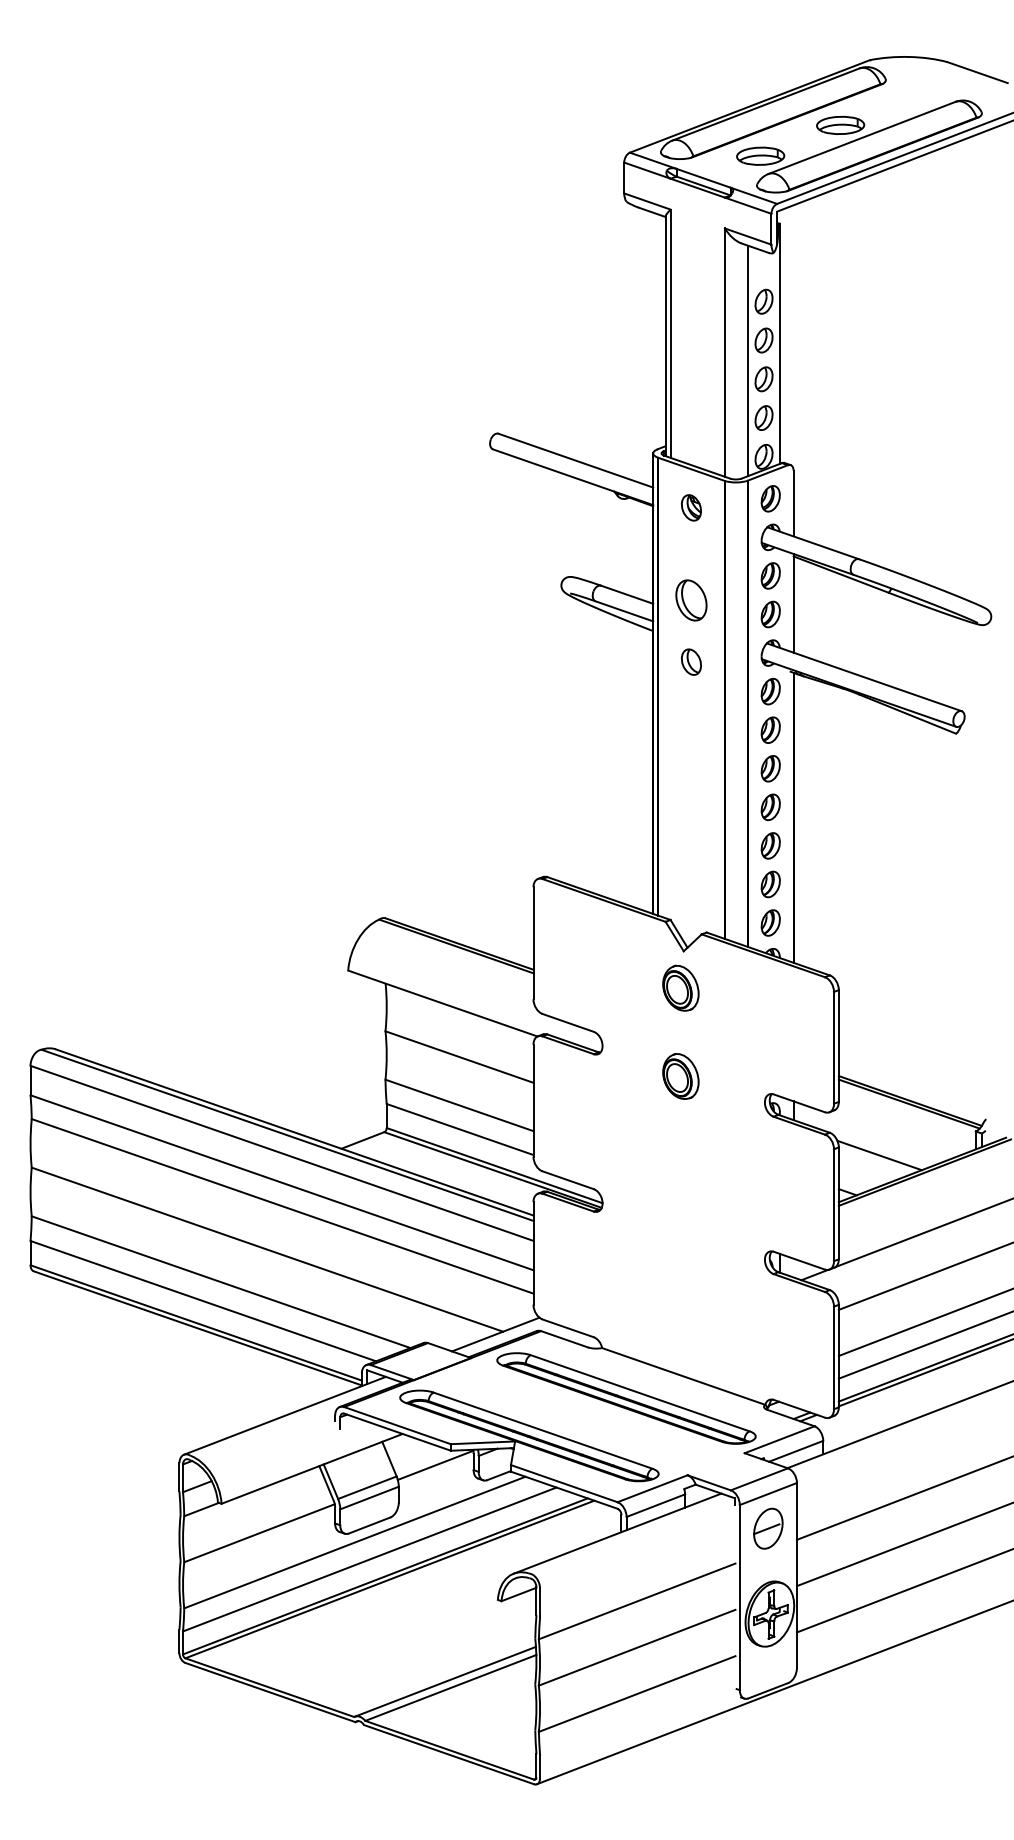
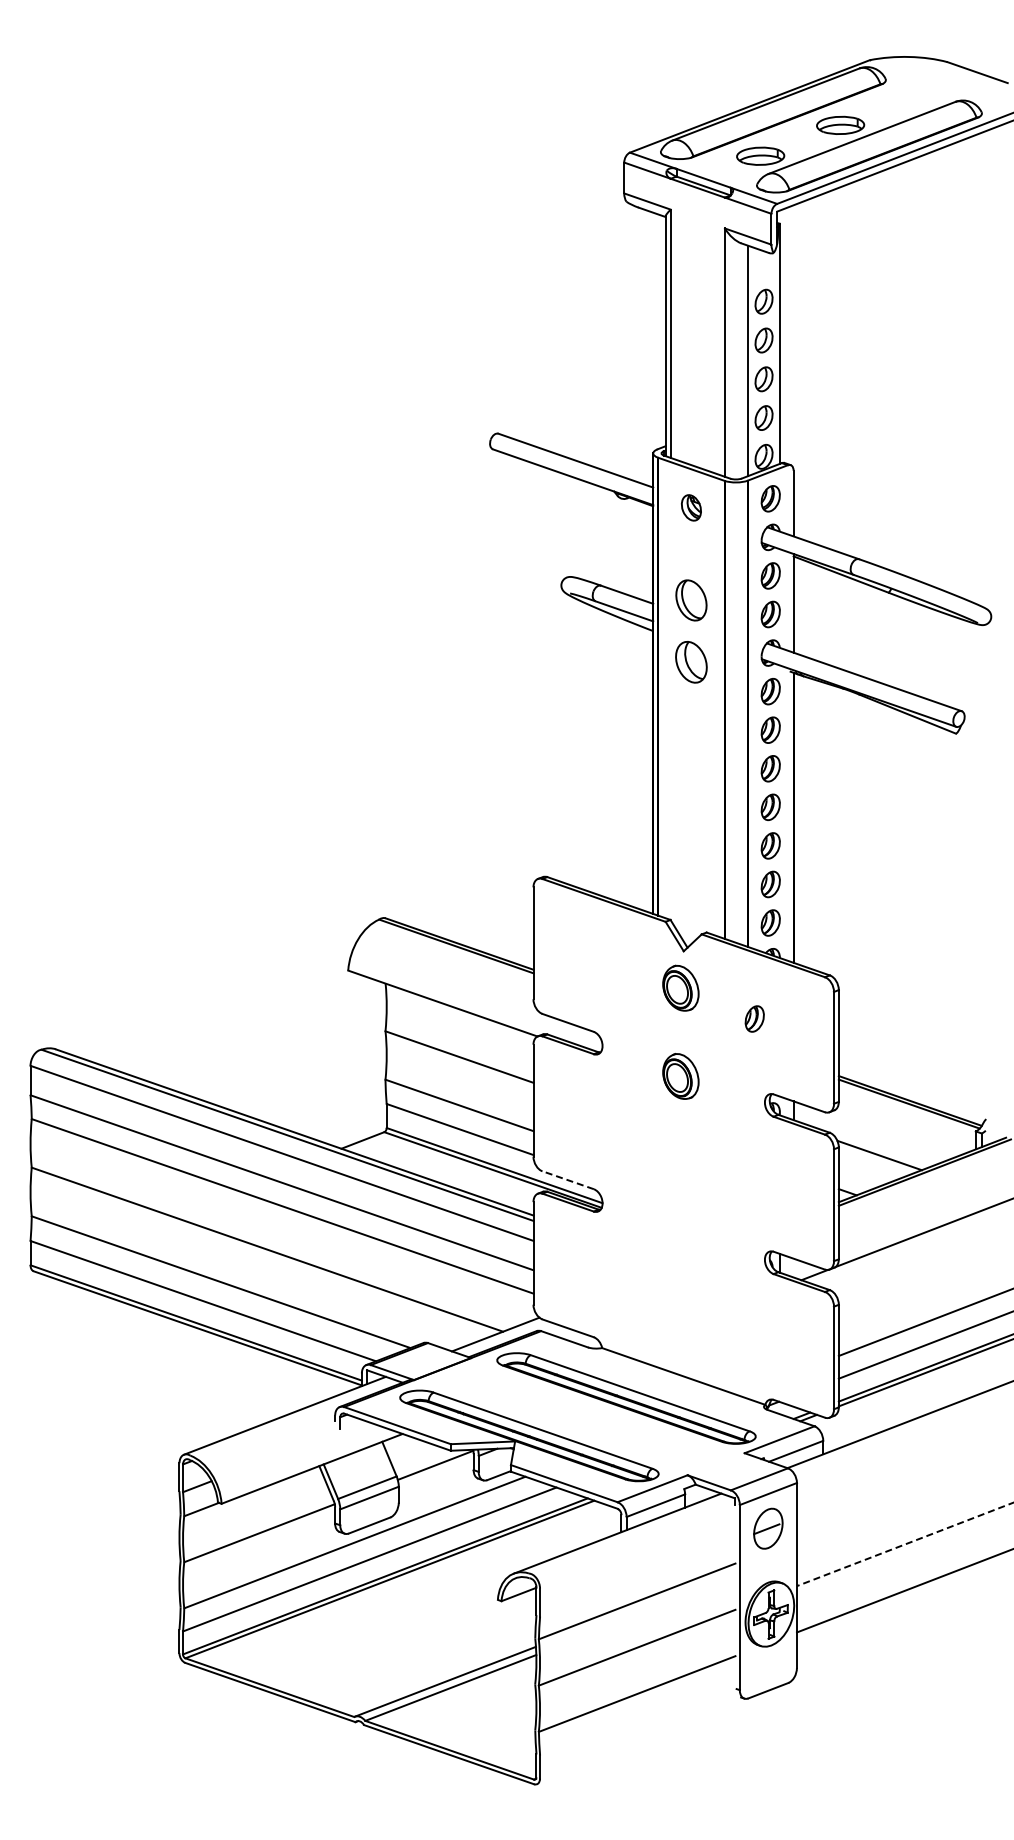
part size: 21x28 px -> 33x43 px (691, 662)
part: none -> present (754, 1018)
line: solid -> dashed (567, 1180)
line: present -> none (924, 1276)
line: present -> none (903, 1498)
line: solid -> dashed (905, 1544)
line: present -> none (773, 1692)
